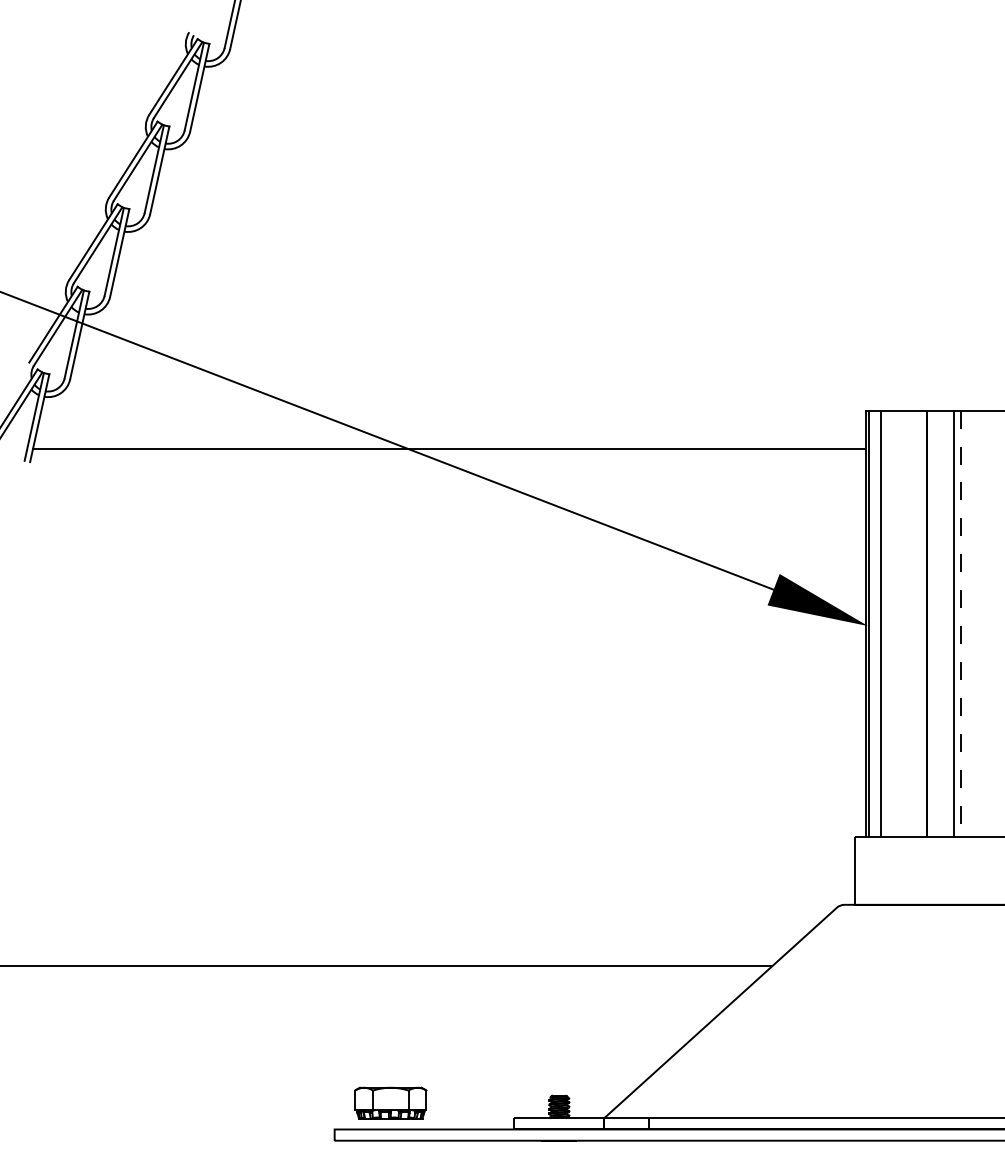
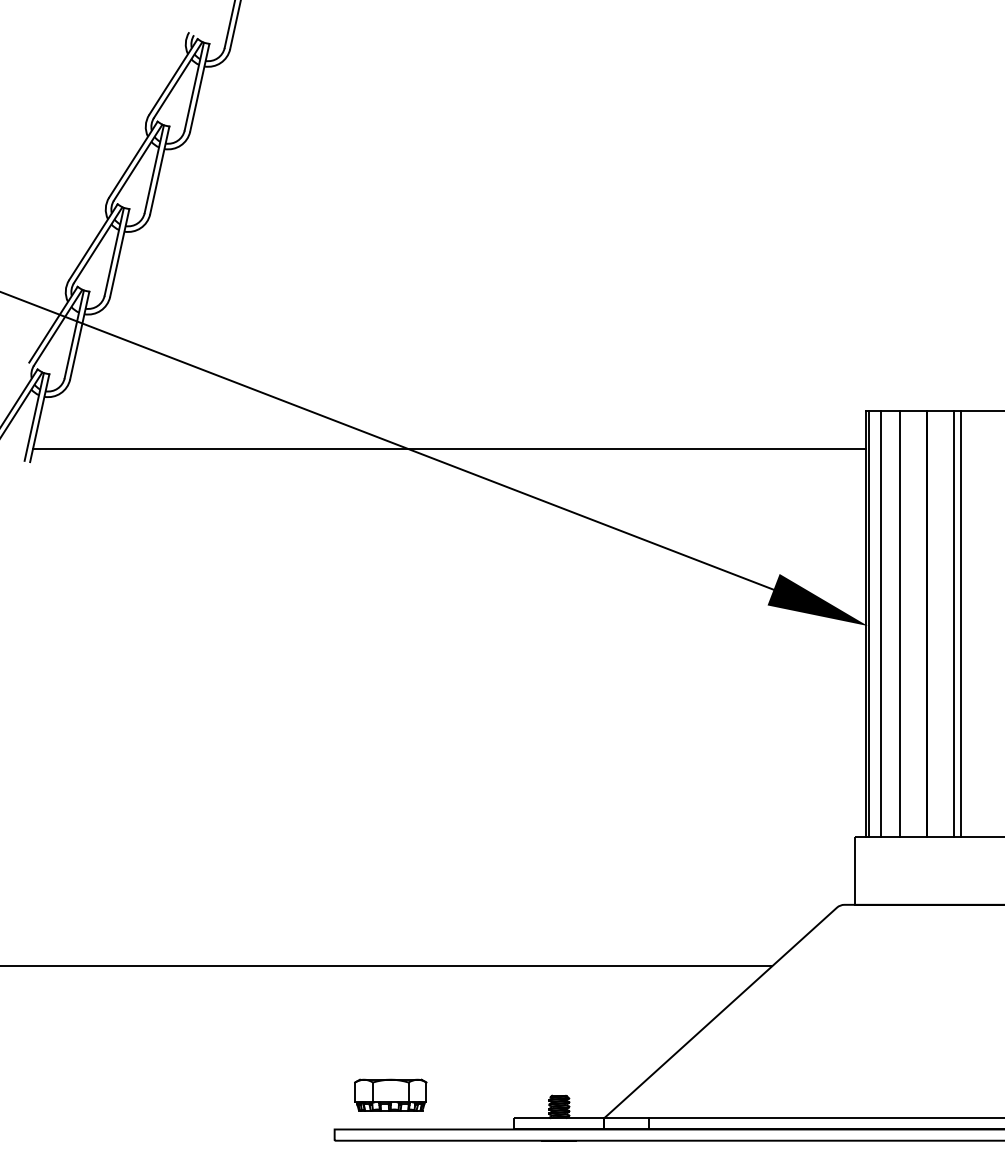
line: none -> present (899, 623)
line: dashed -> solid (961, 624)
part position: (390, 1102) -> (390, 1094) (390, 1094)
